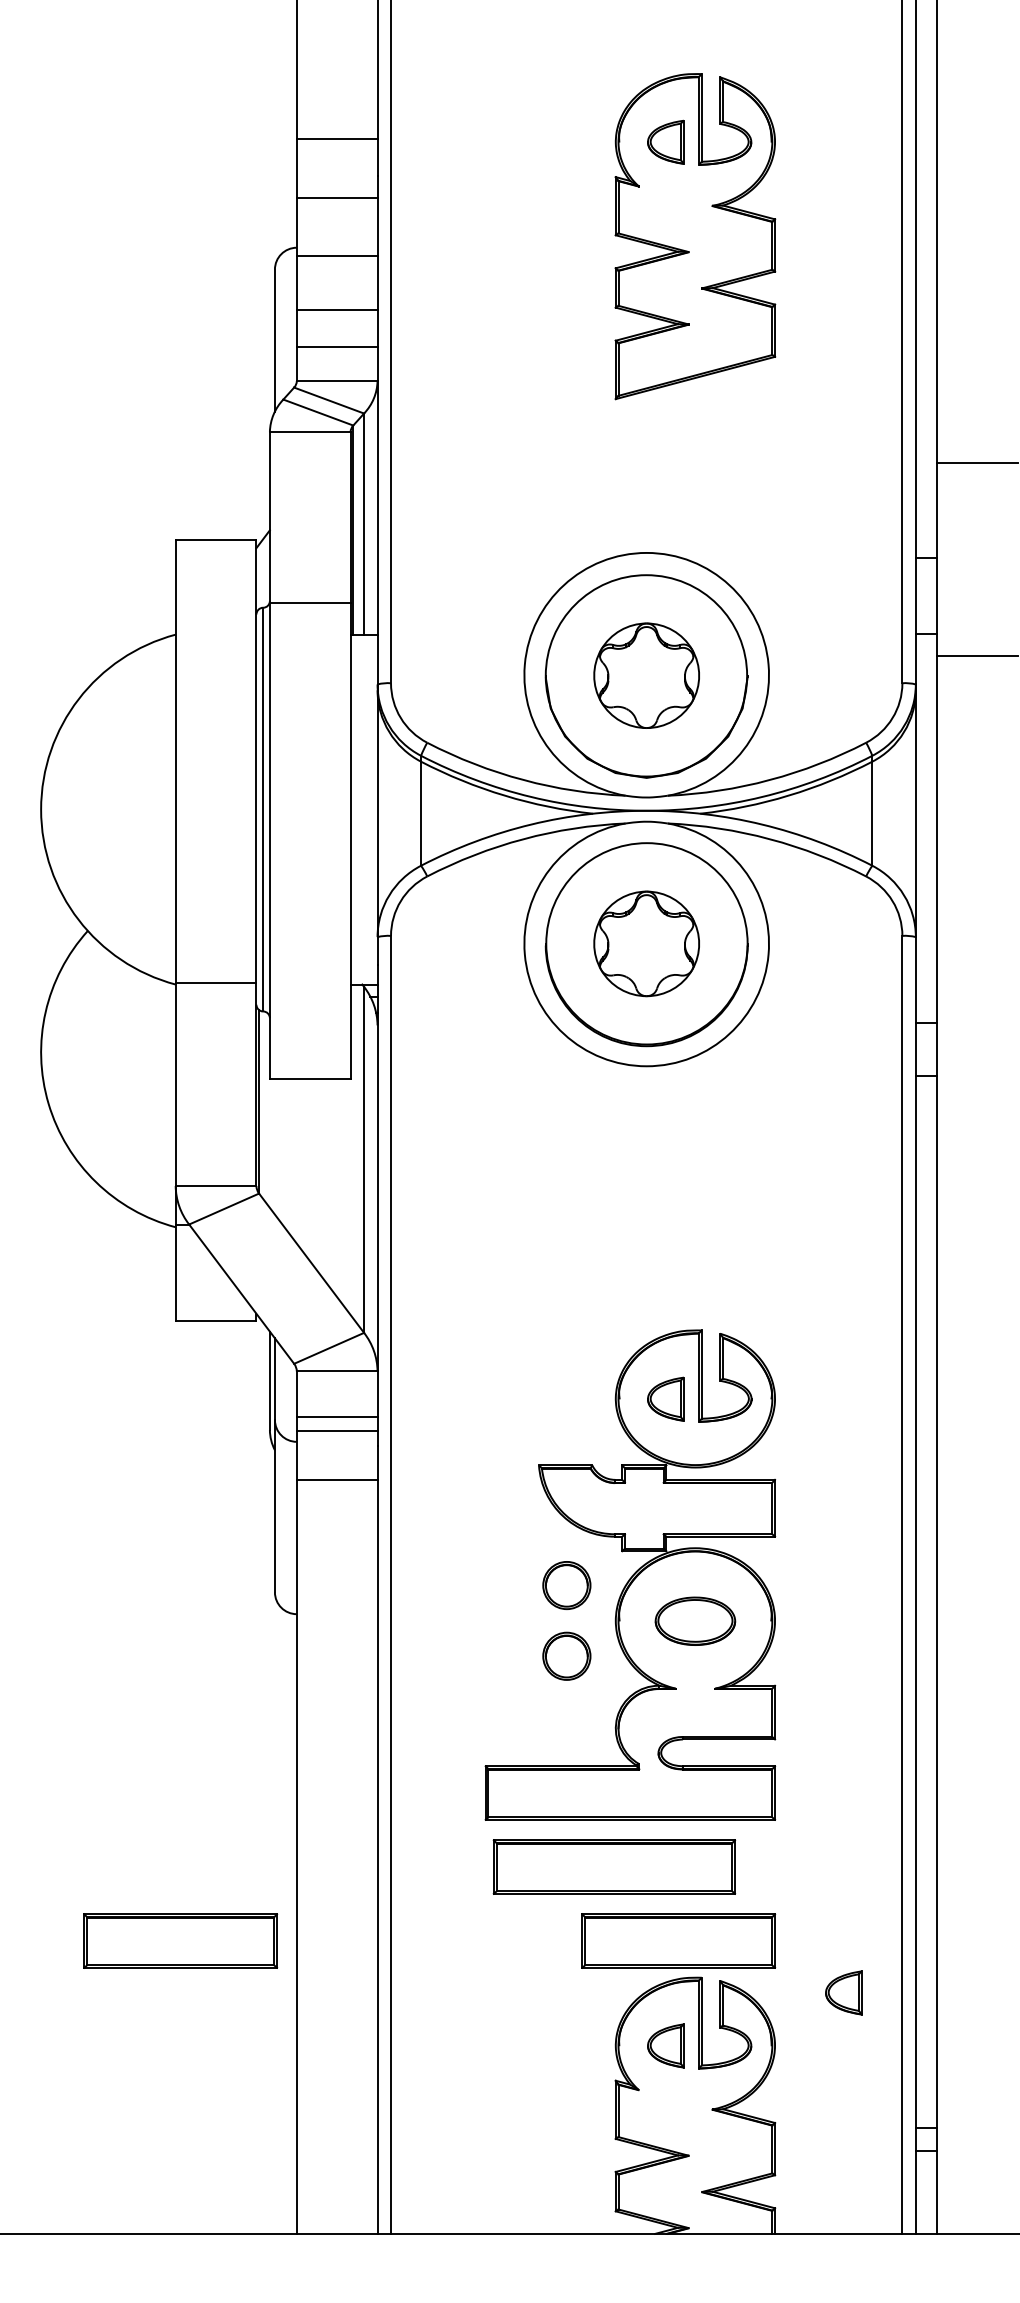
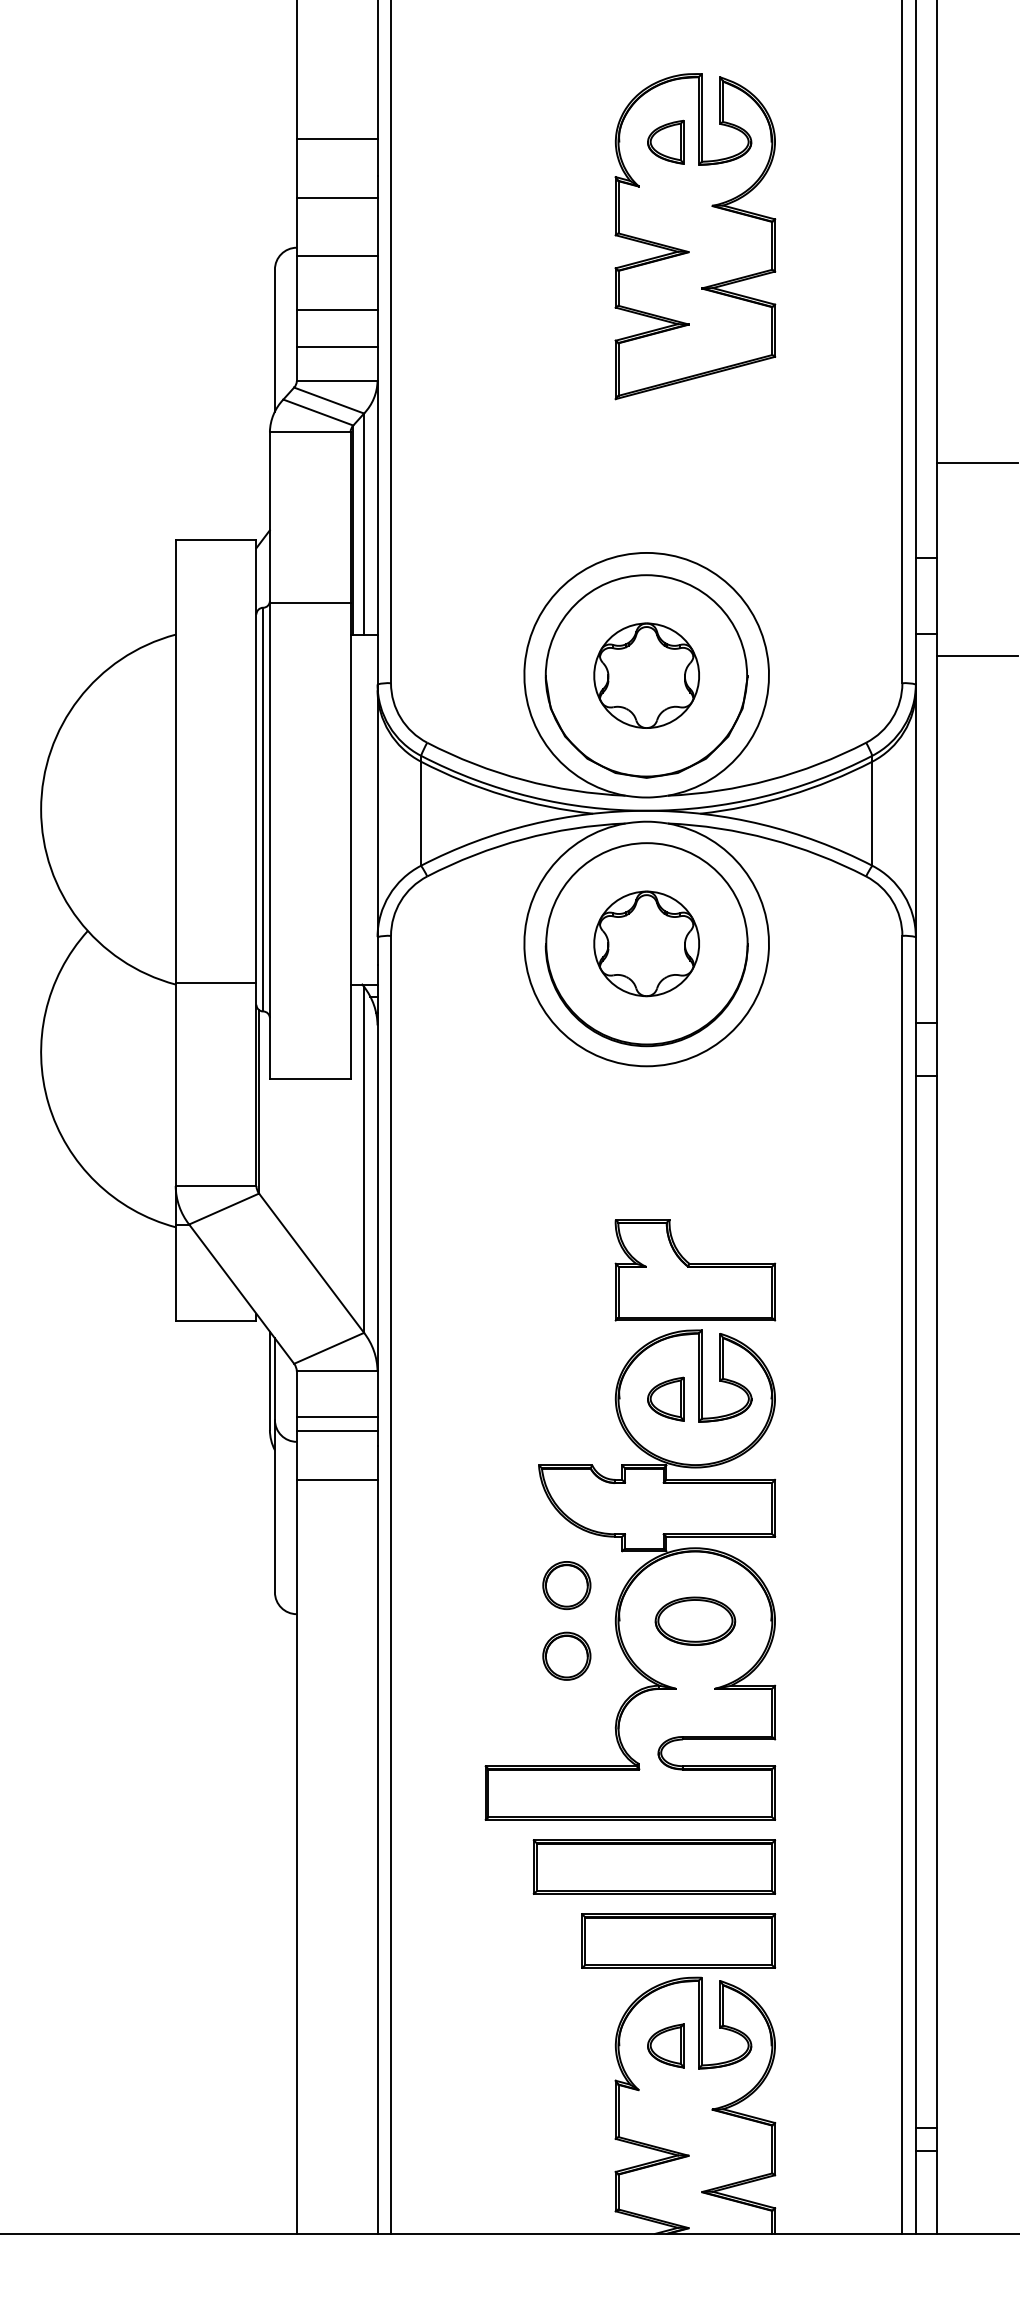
part: none -> present (695, 1270)
part position: (614, 1866) -> (654, 1866) (654, 1866)
part: present -> none (180, 1940)
part: present -> none (843, 1992)
